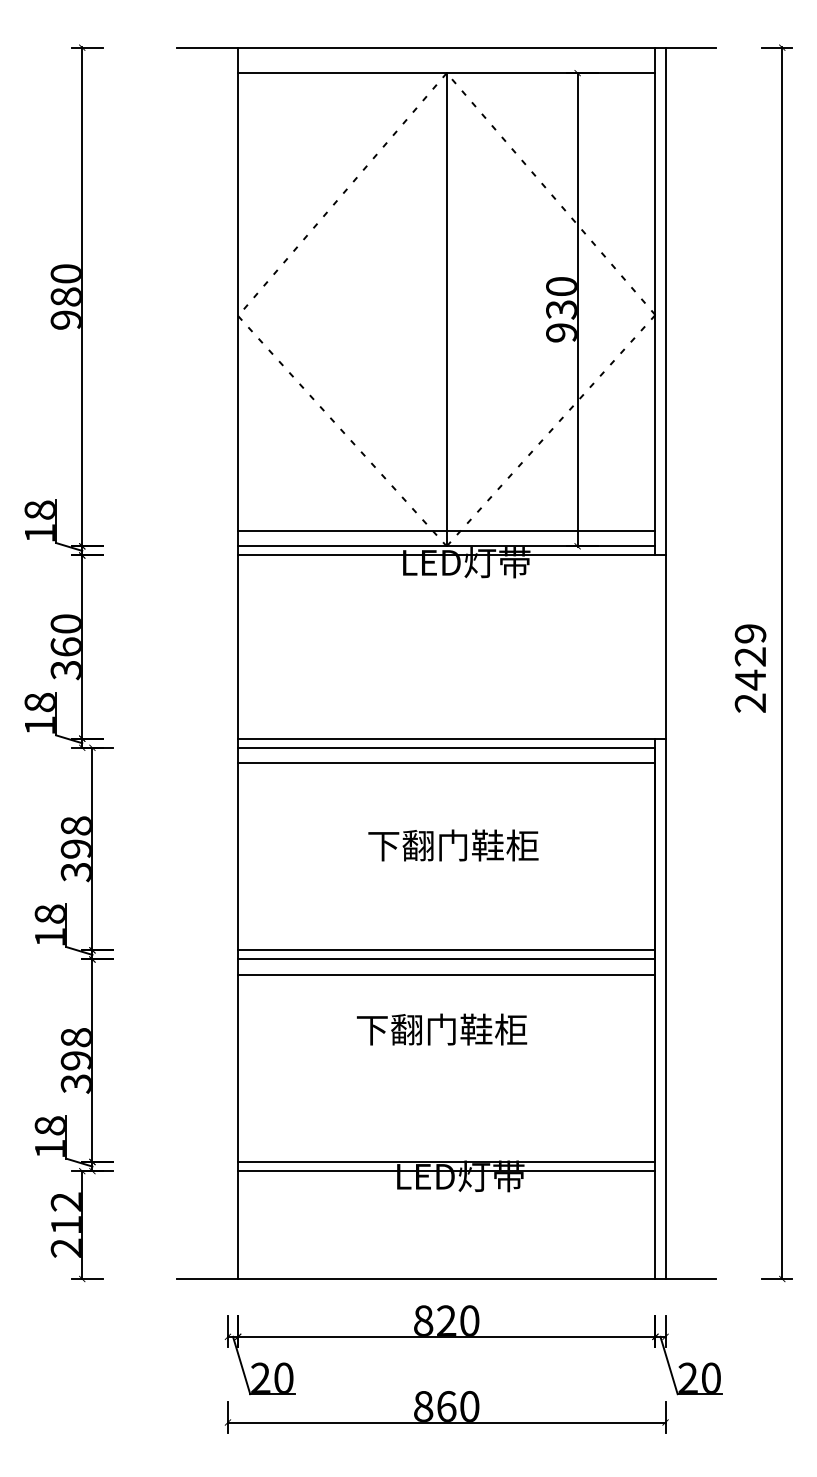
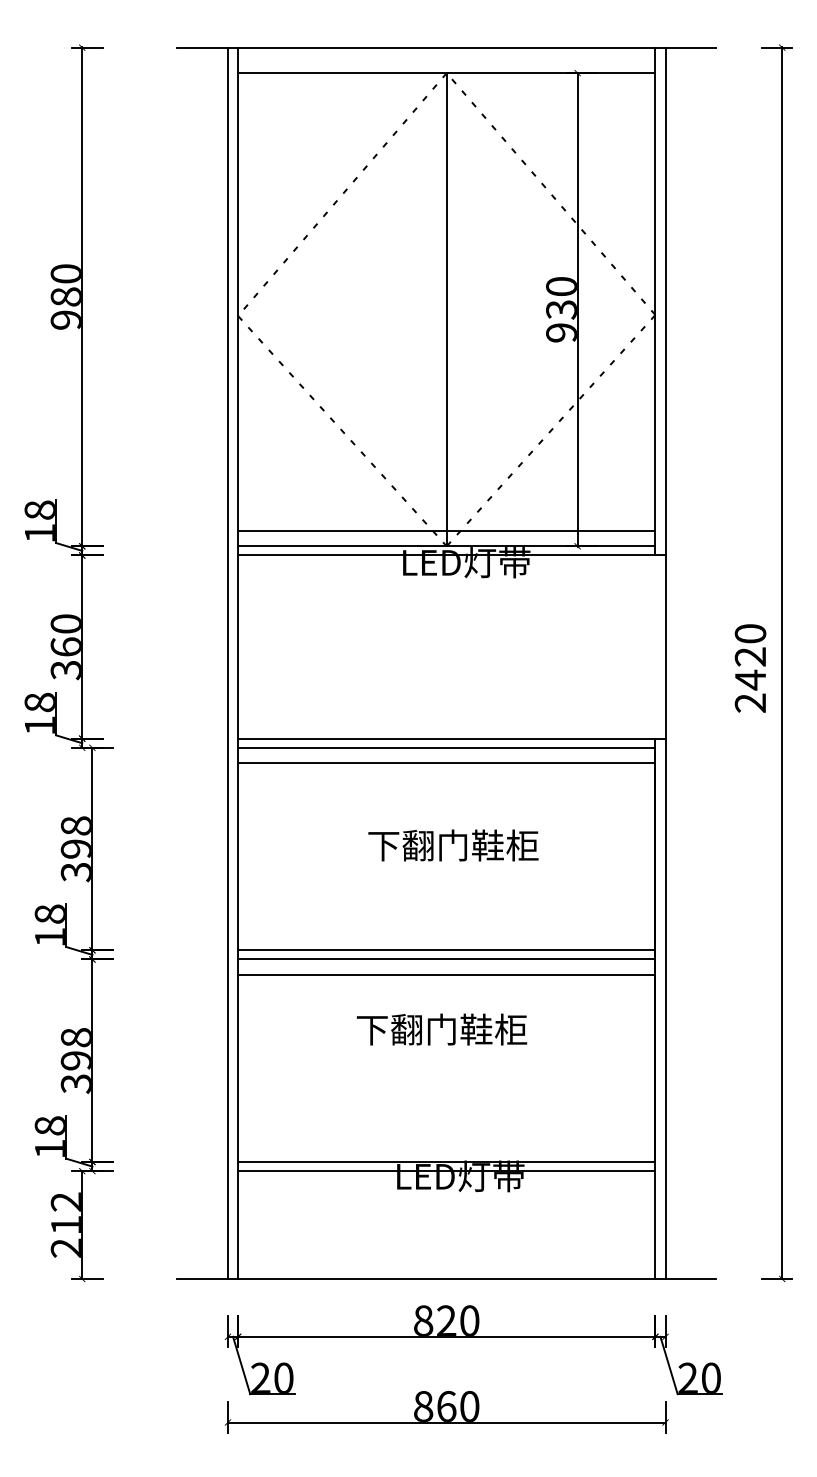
text: 2429 -> 2420 (750, 633)
line: none -> present (227, 663)
